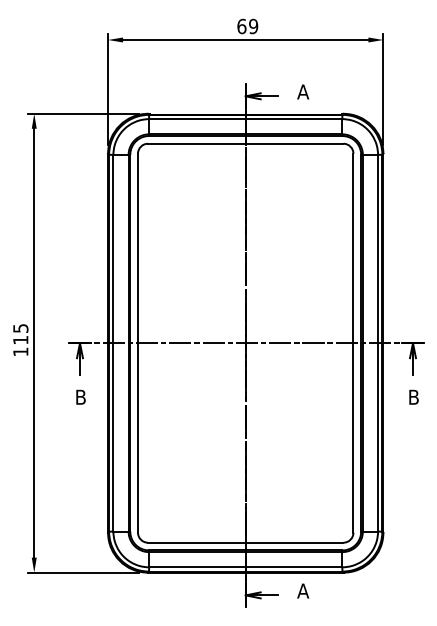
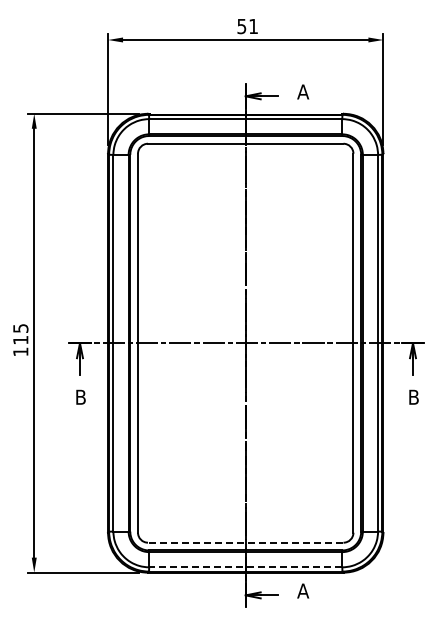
text: 69 -> 51 (247, 26)
line: solid -> dashed (245, 542)
line: solid -> dashed (245, 567)
